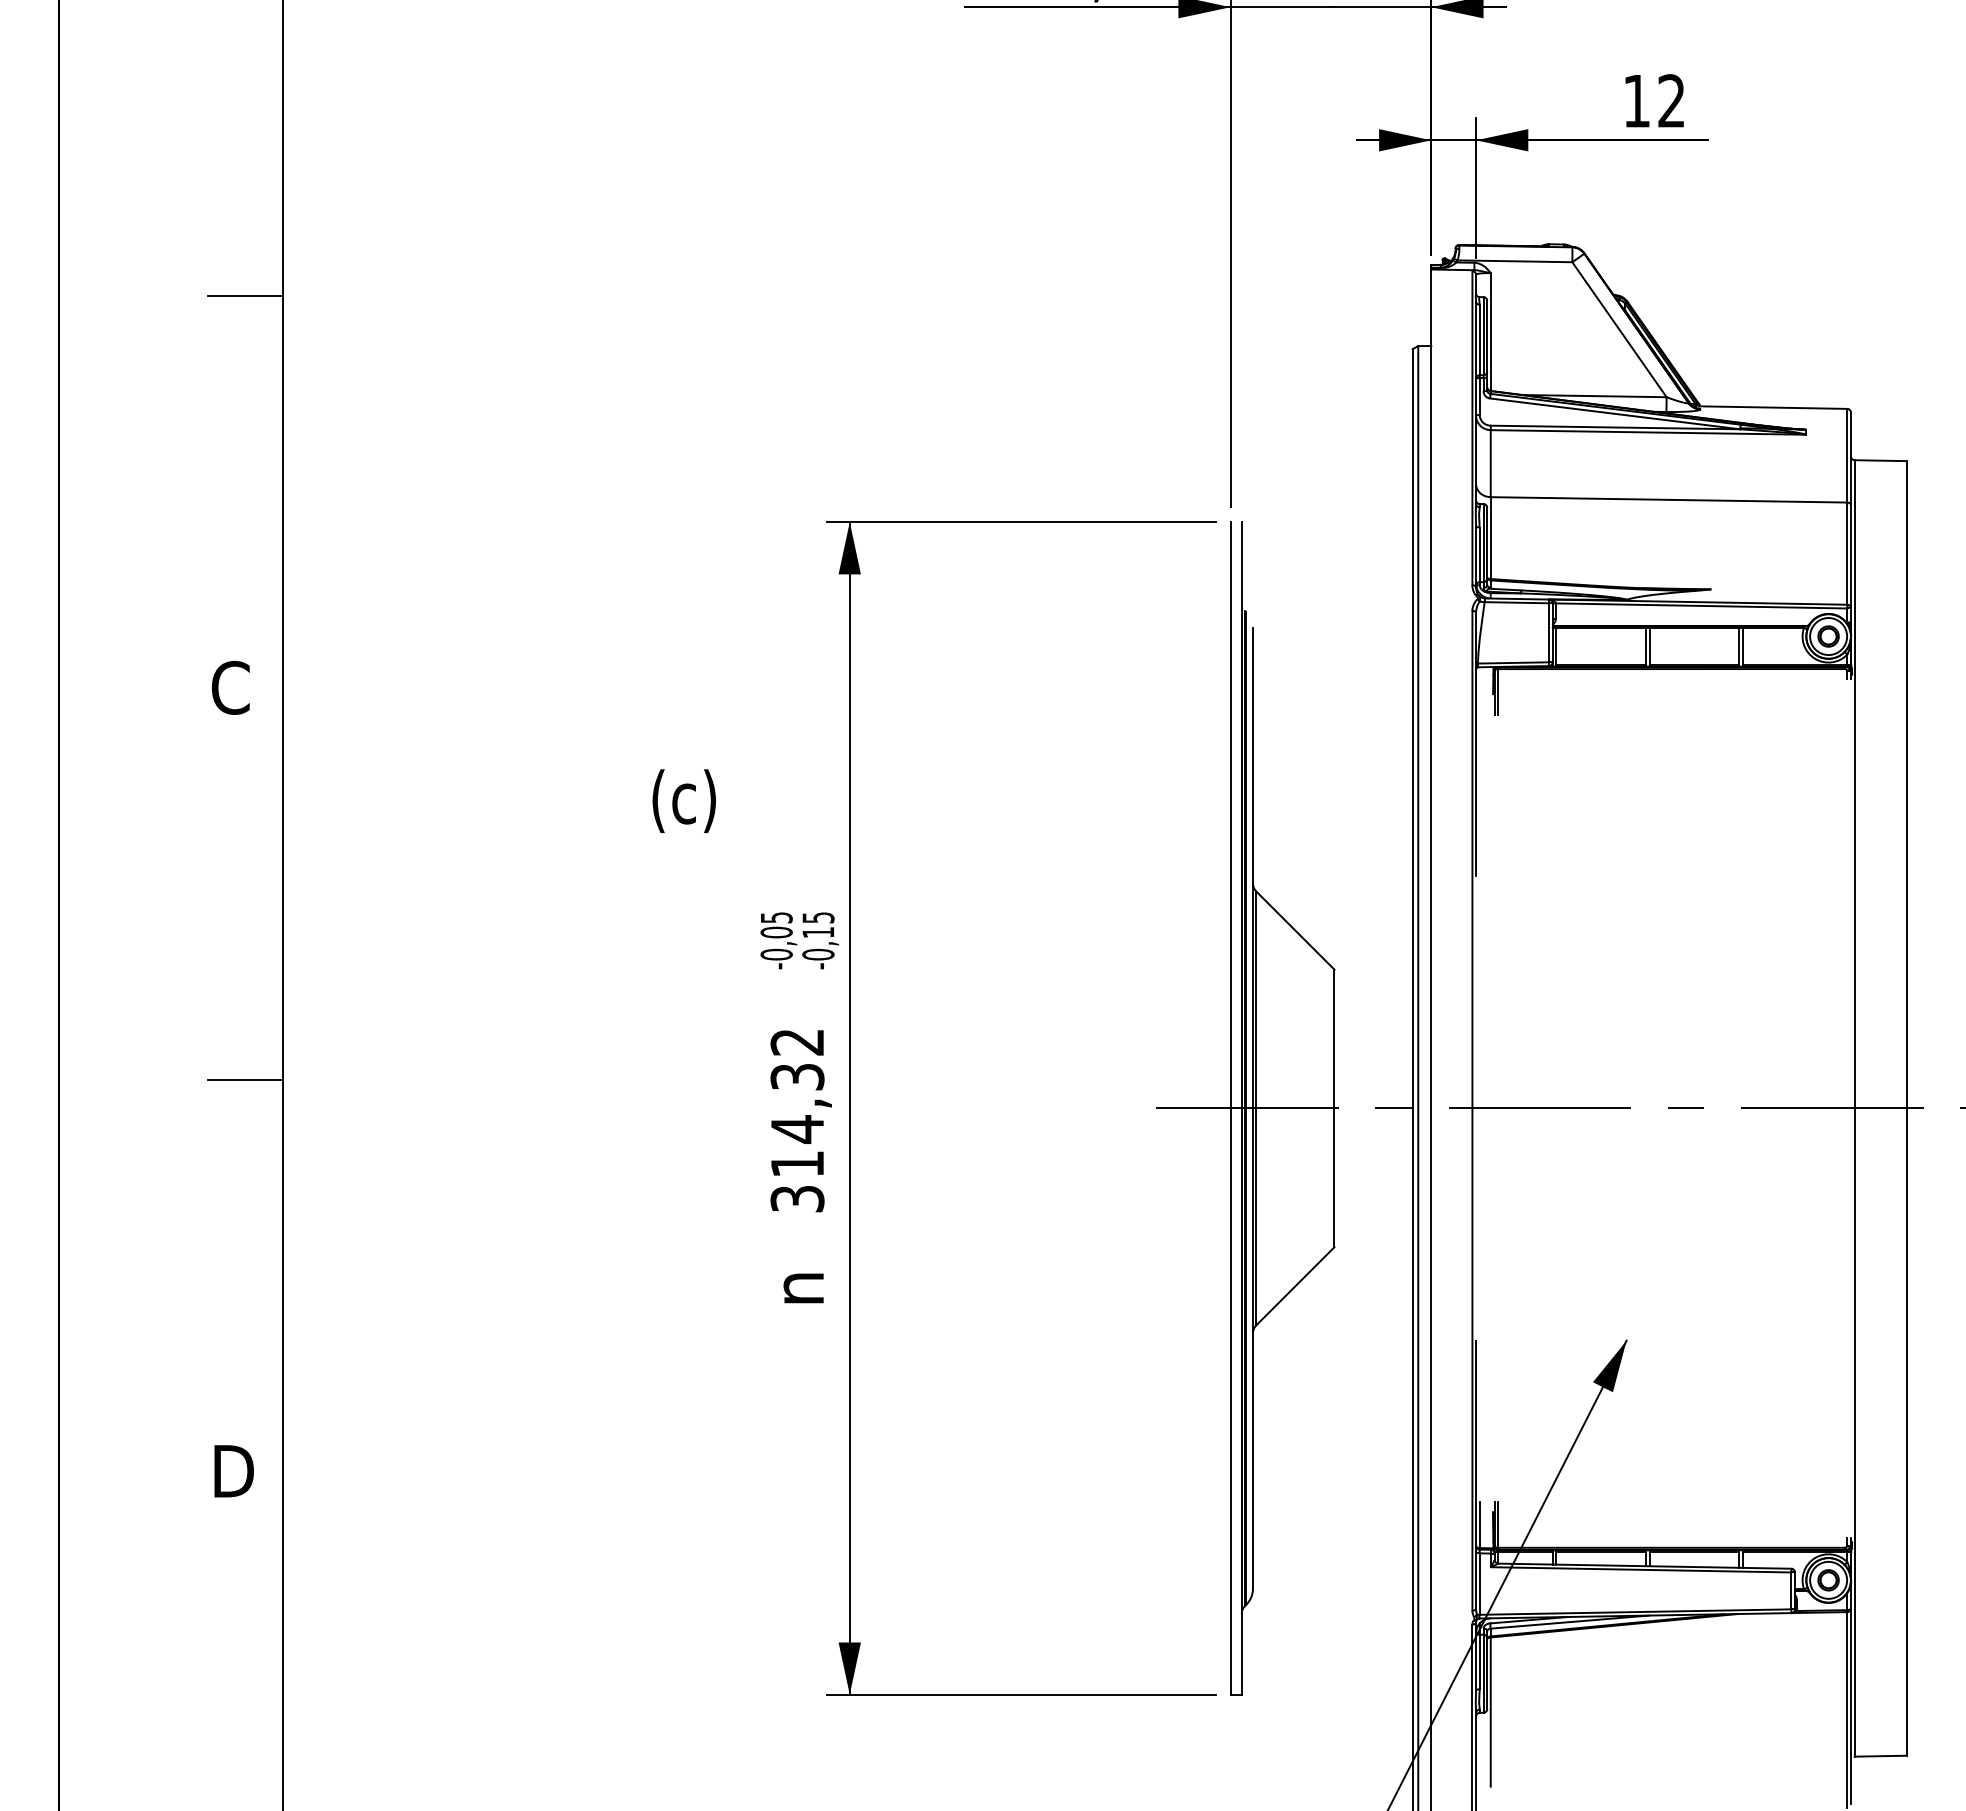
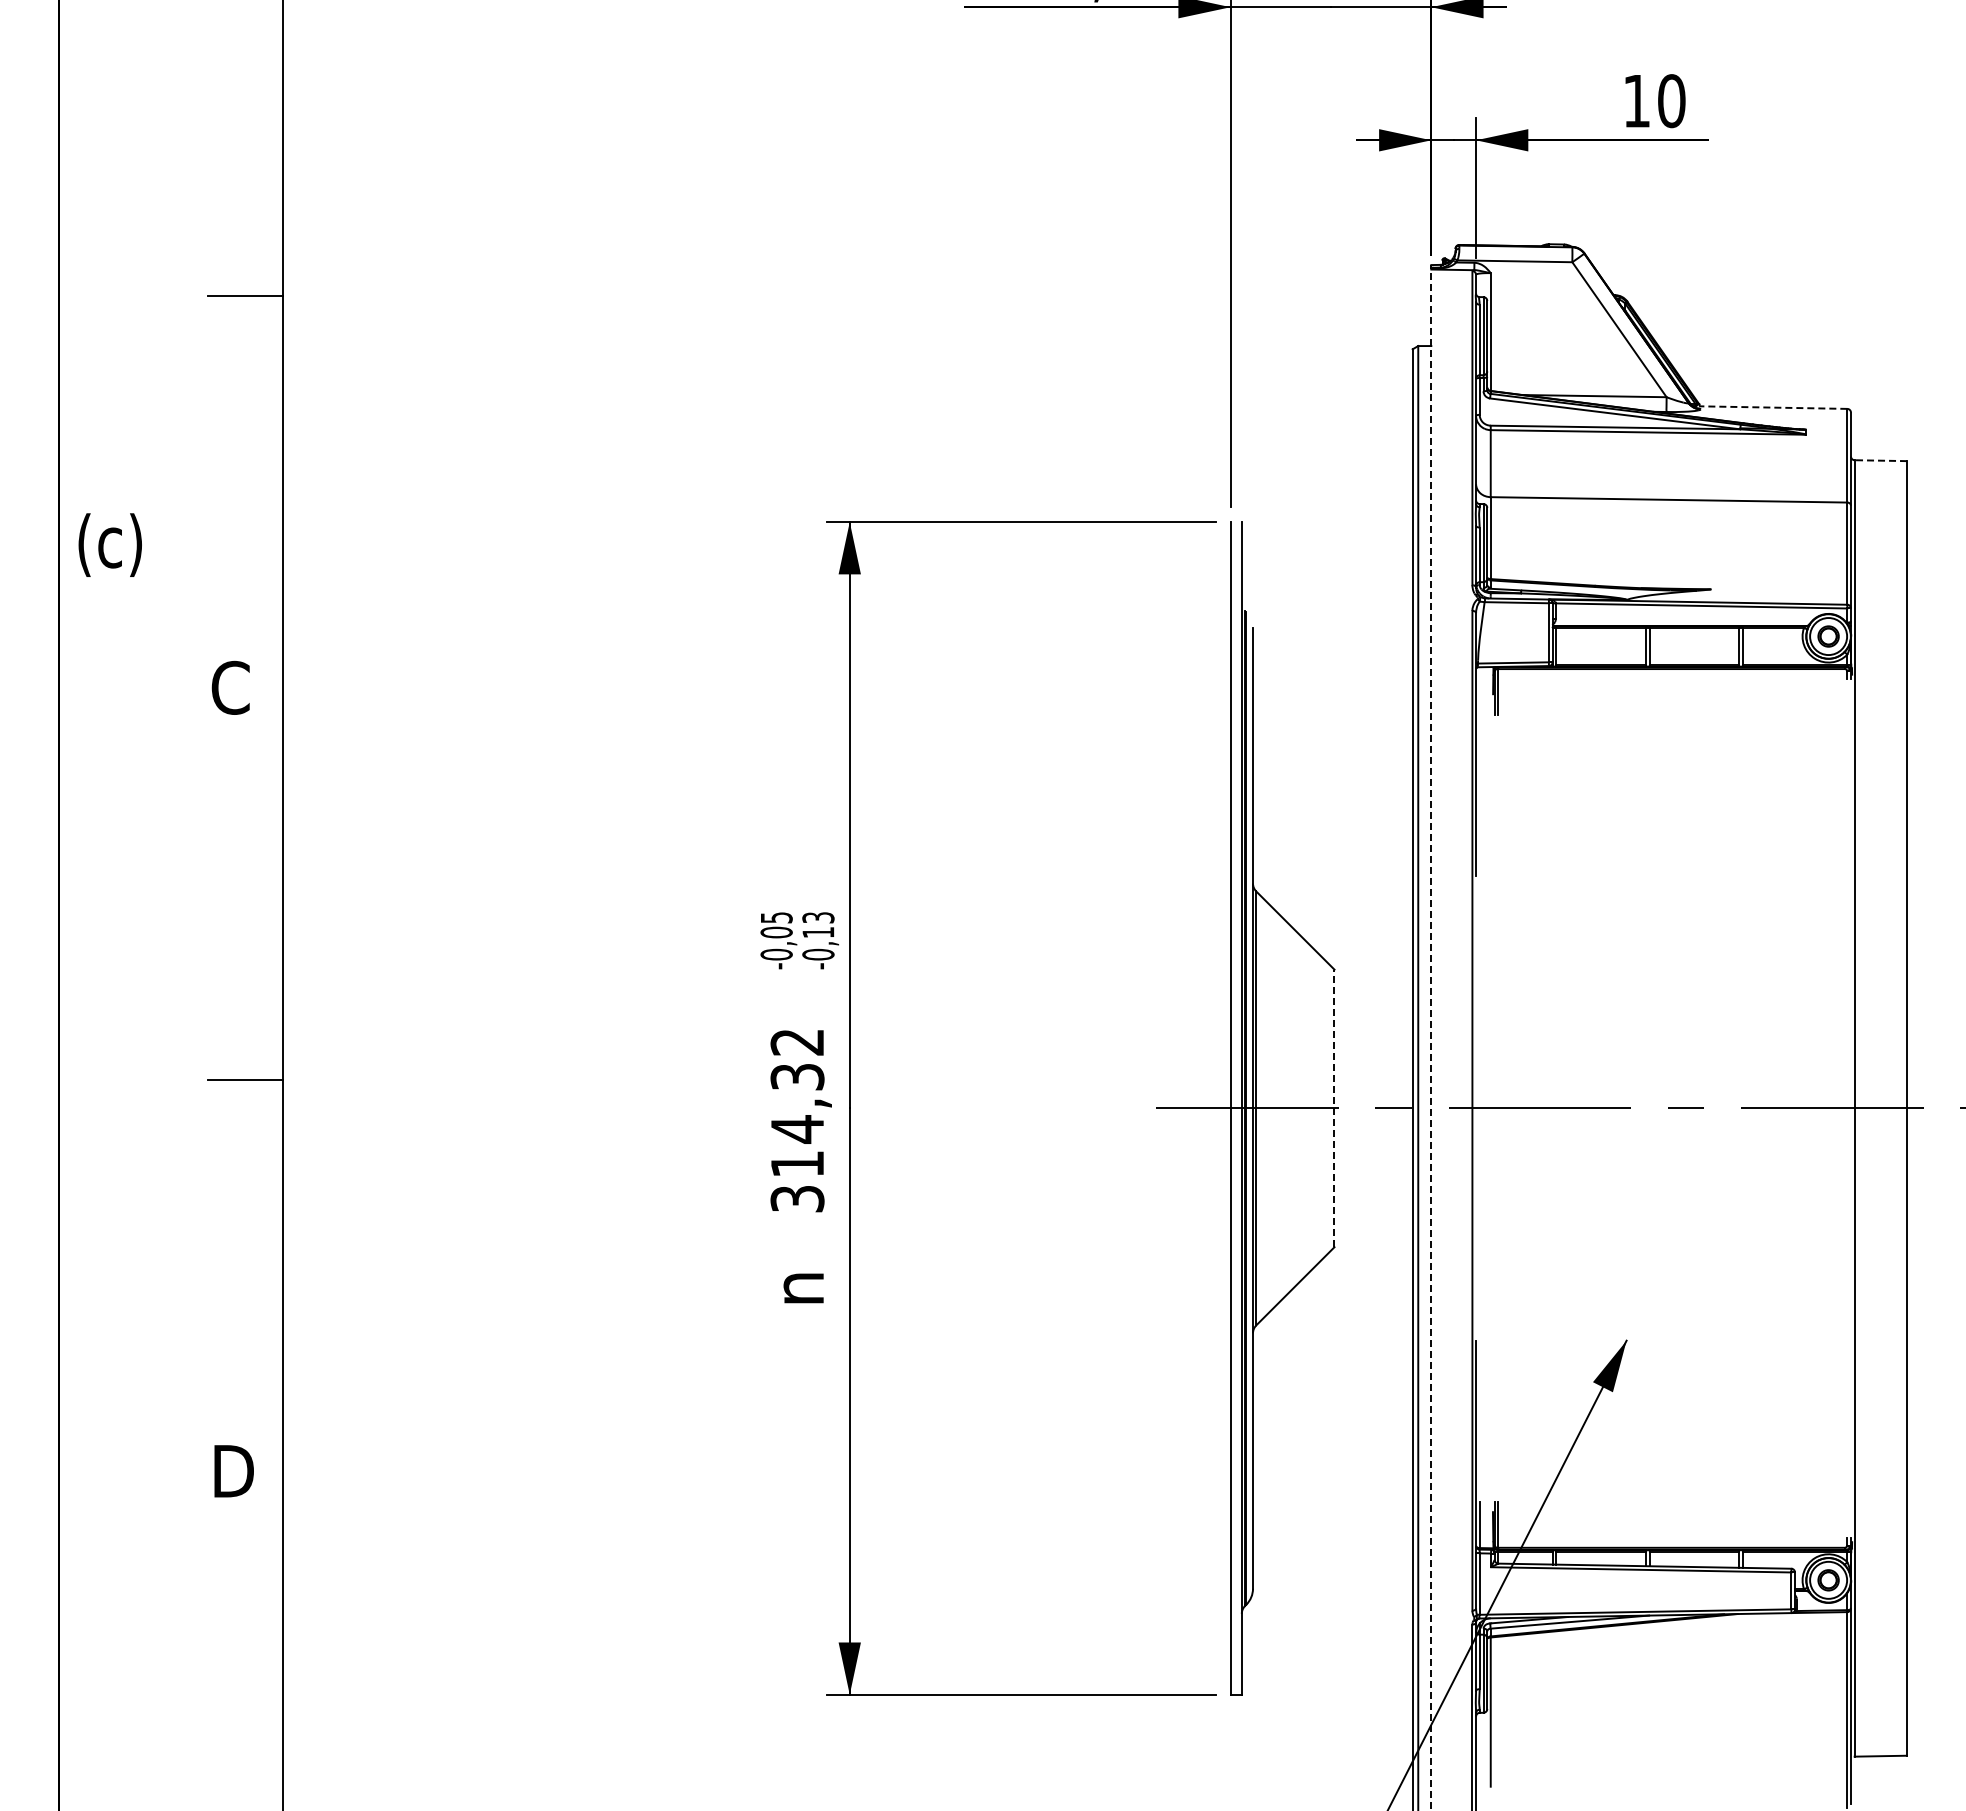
text: 12 -> 10 (1671, 101)
line: solid -> dashed (1772, 407)
line: solid -> dashed (1880, 460)
text position: (683, 800) -> (109, 544) (109, 544)
text: -0,15 -> -0,13 (817, 917)
line: solid -> dashed (1431, 1037)
line: solid -> dashed (1334, 1108)
